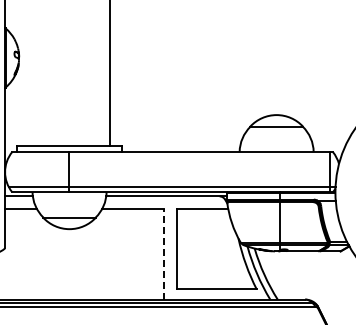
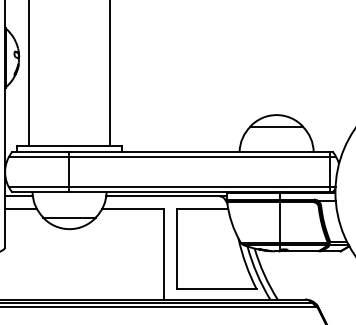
line: none -> present (29, 73)
line: none -> present (172, 157)
line: dashed -> solid (164, 253)
